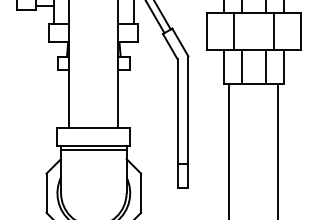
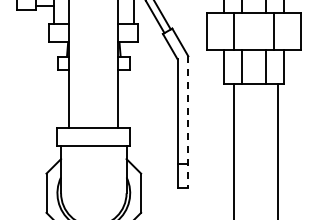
line: solid -> dashed (188, 122)
line: present -> none (93, 149)
line position: (229, 150) -> (234, 150) (234, 150)
